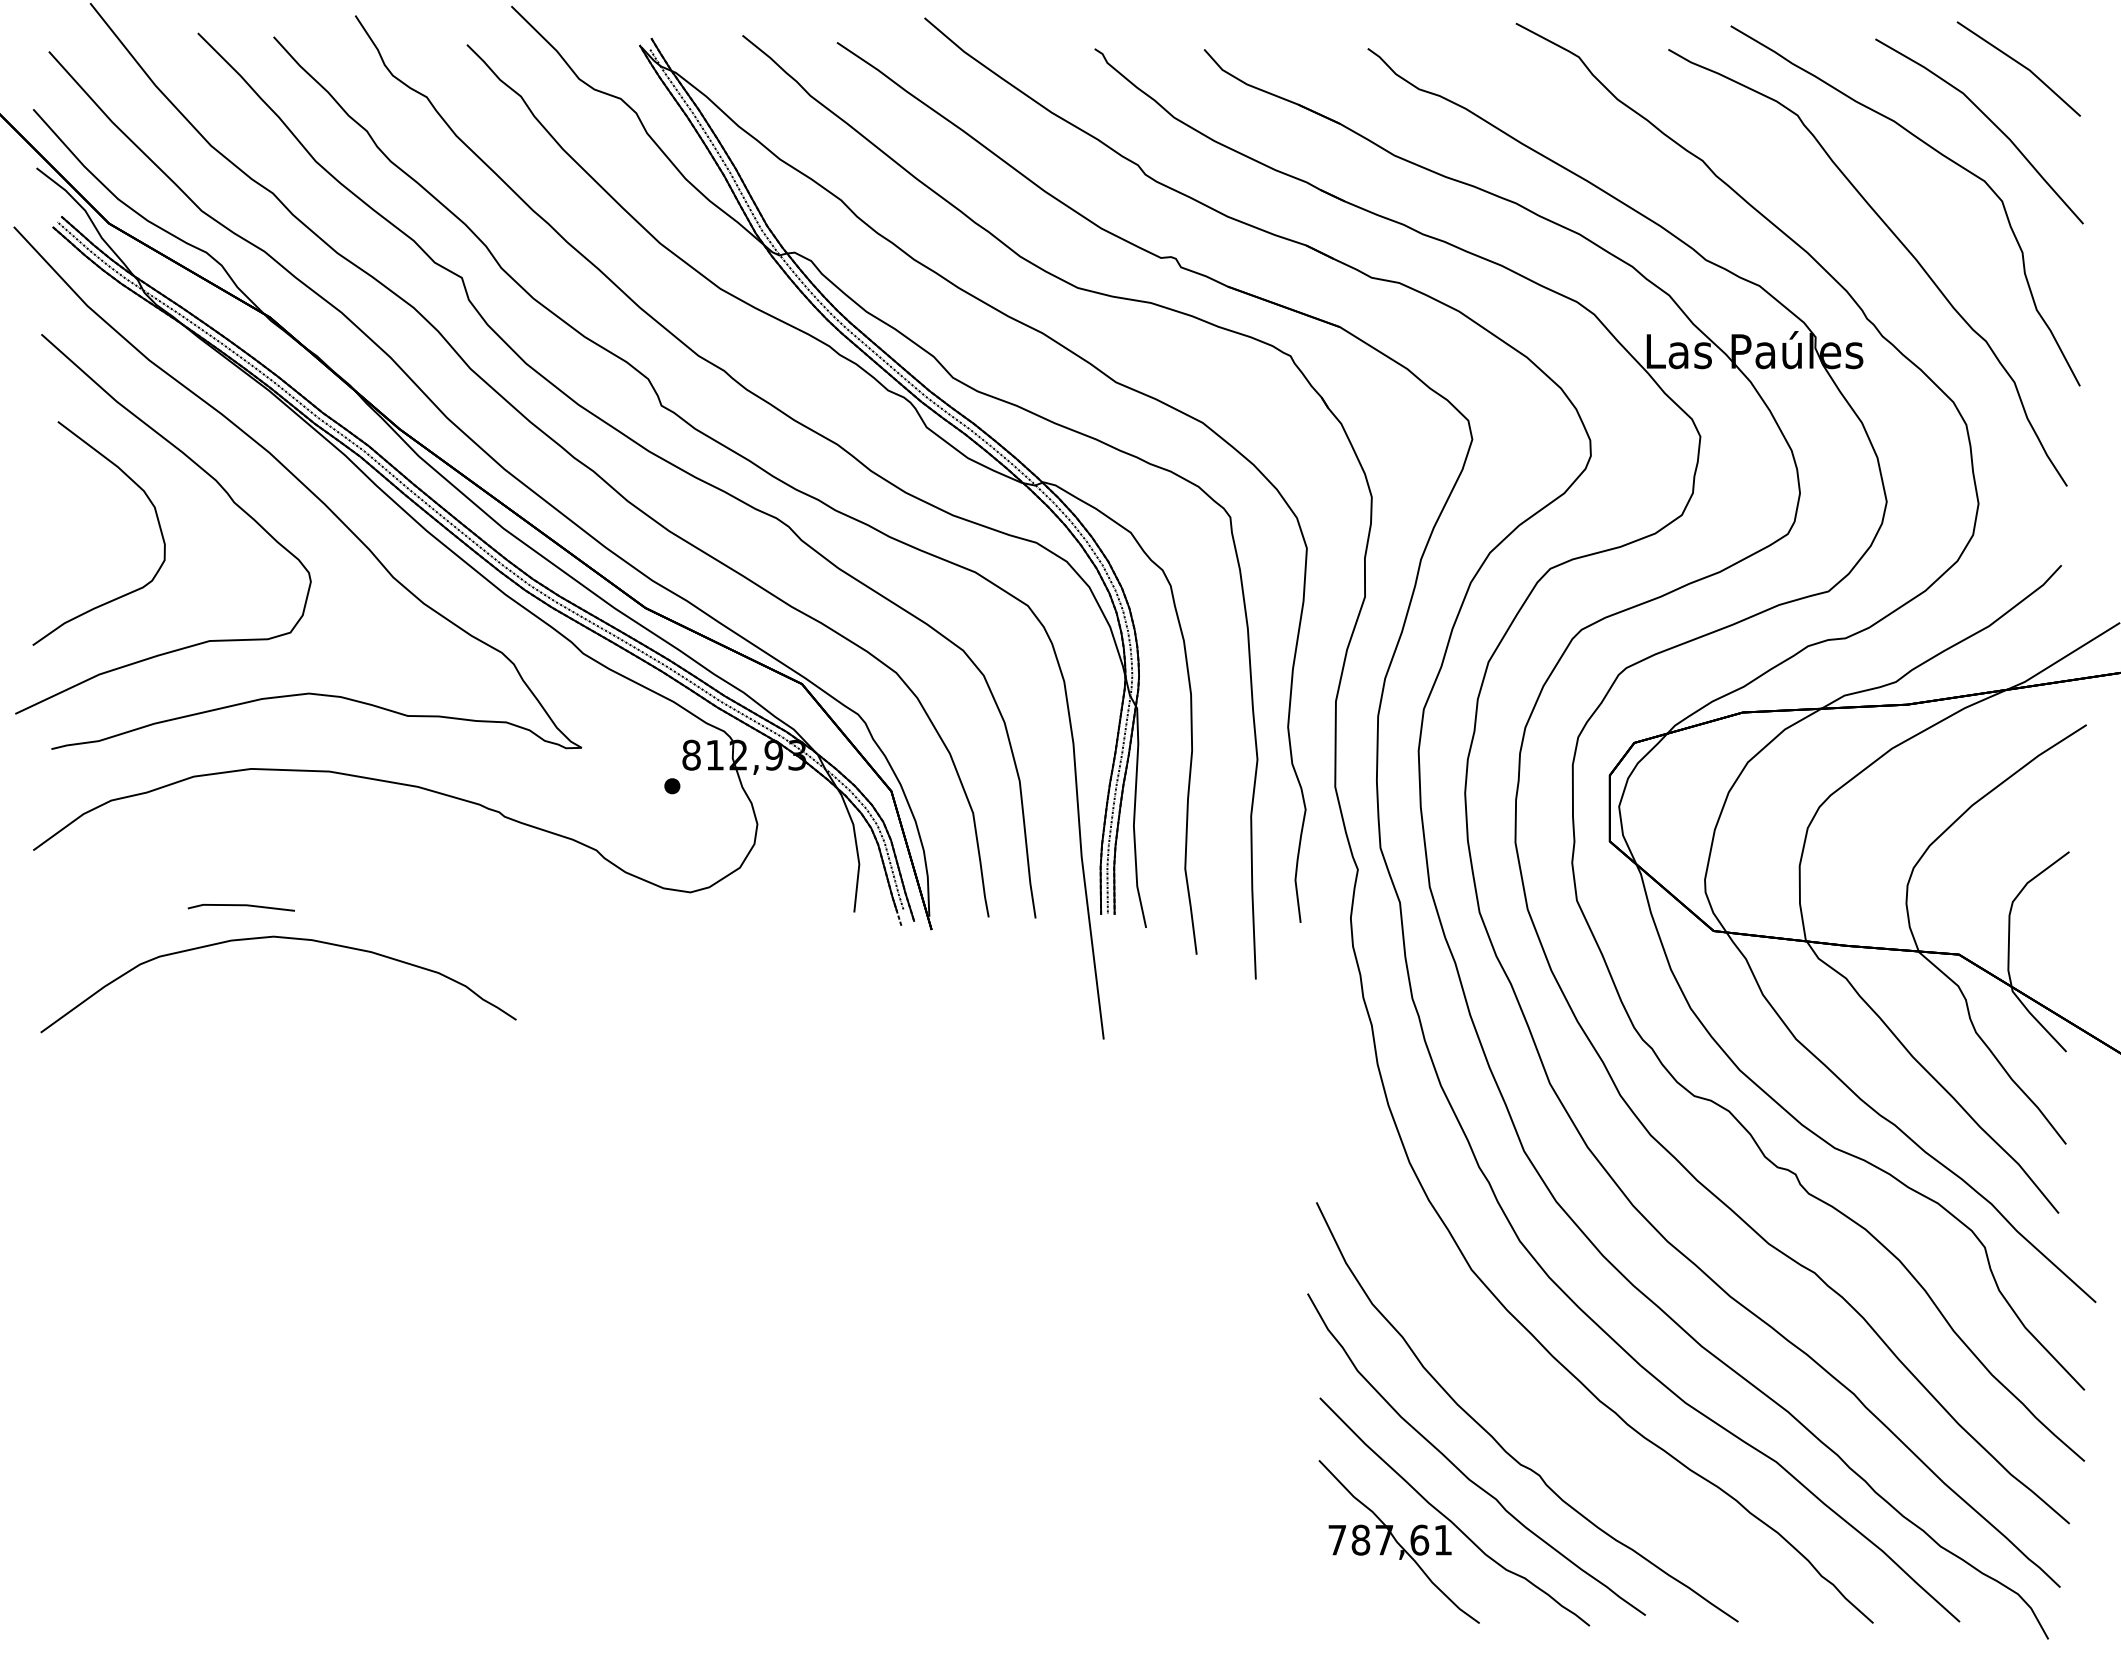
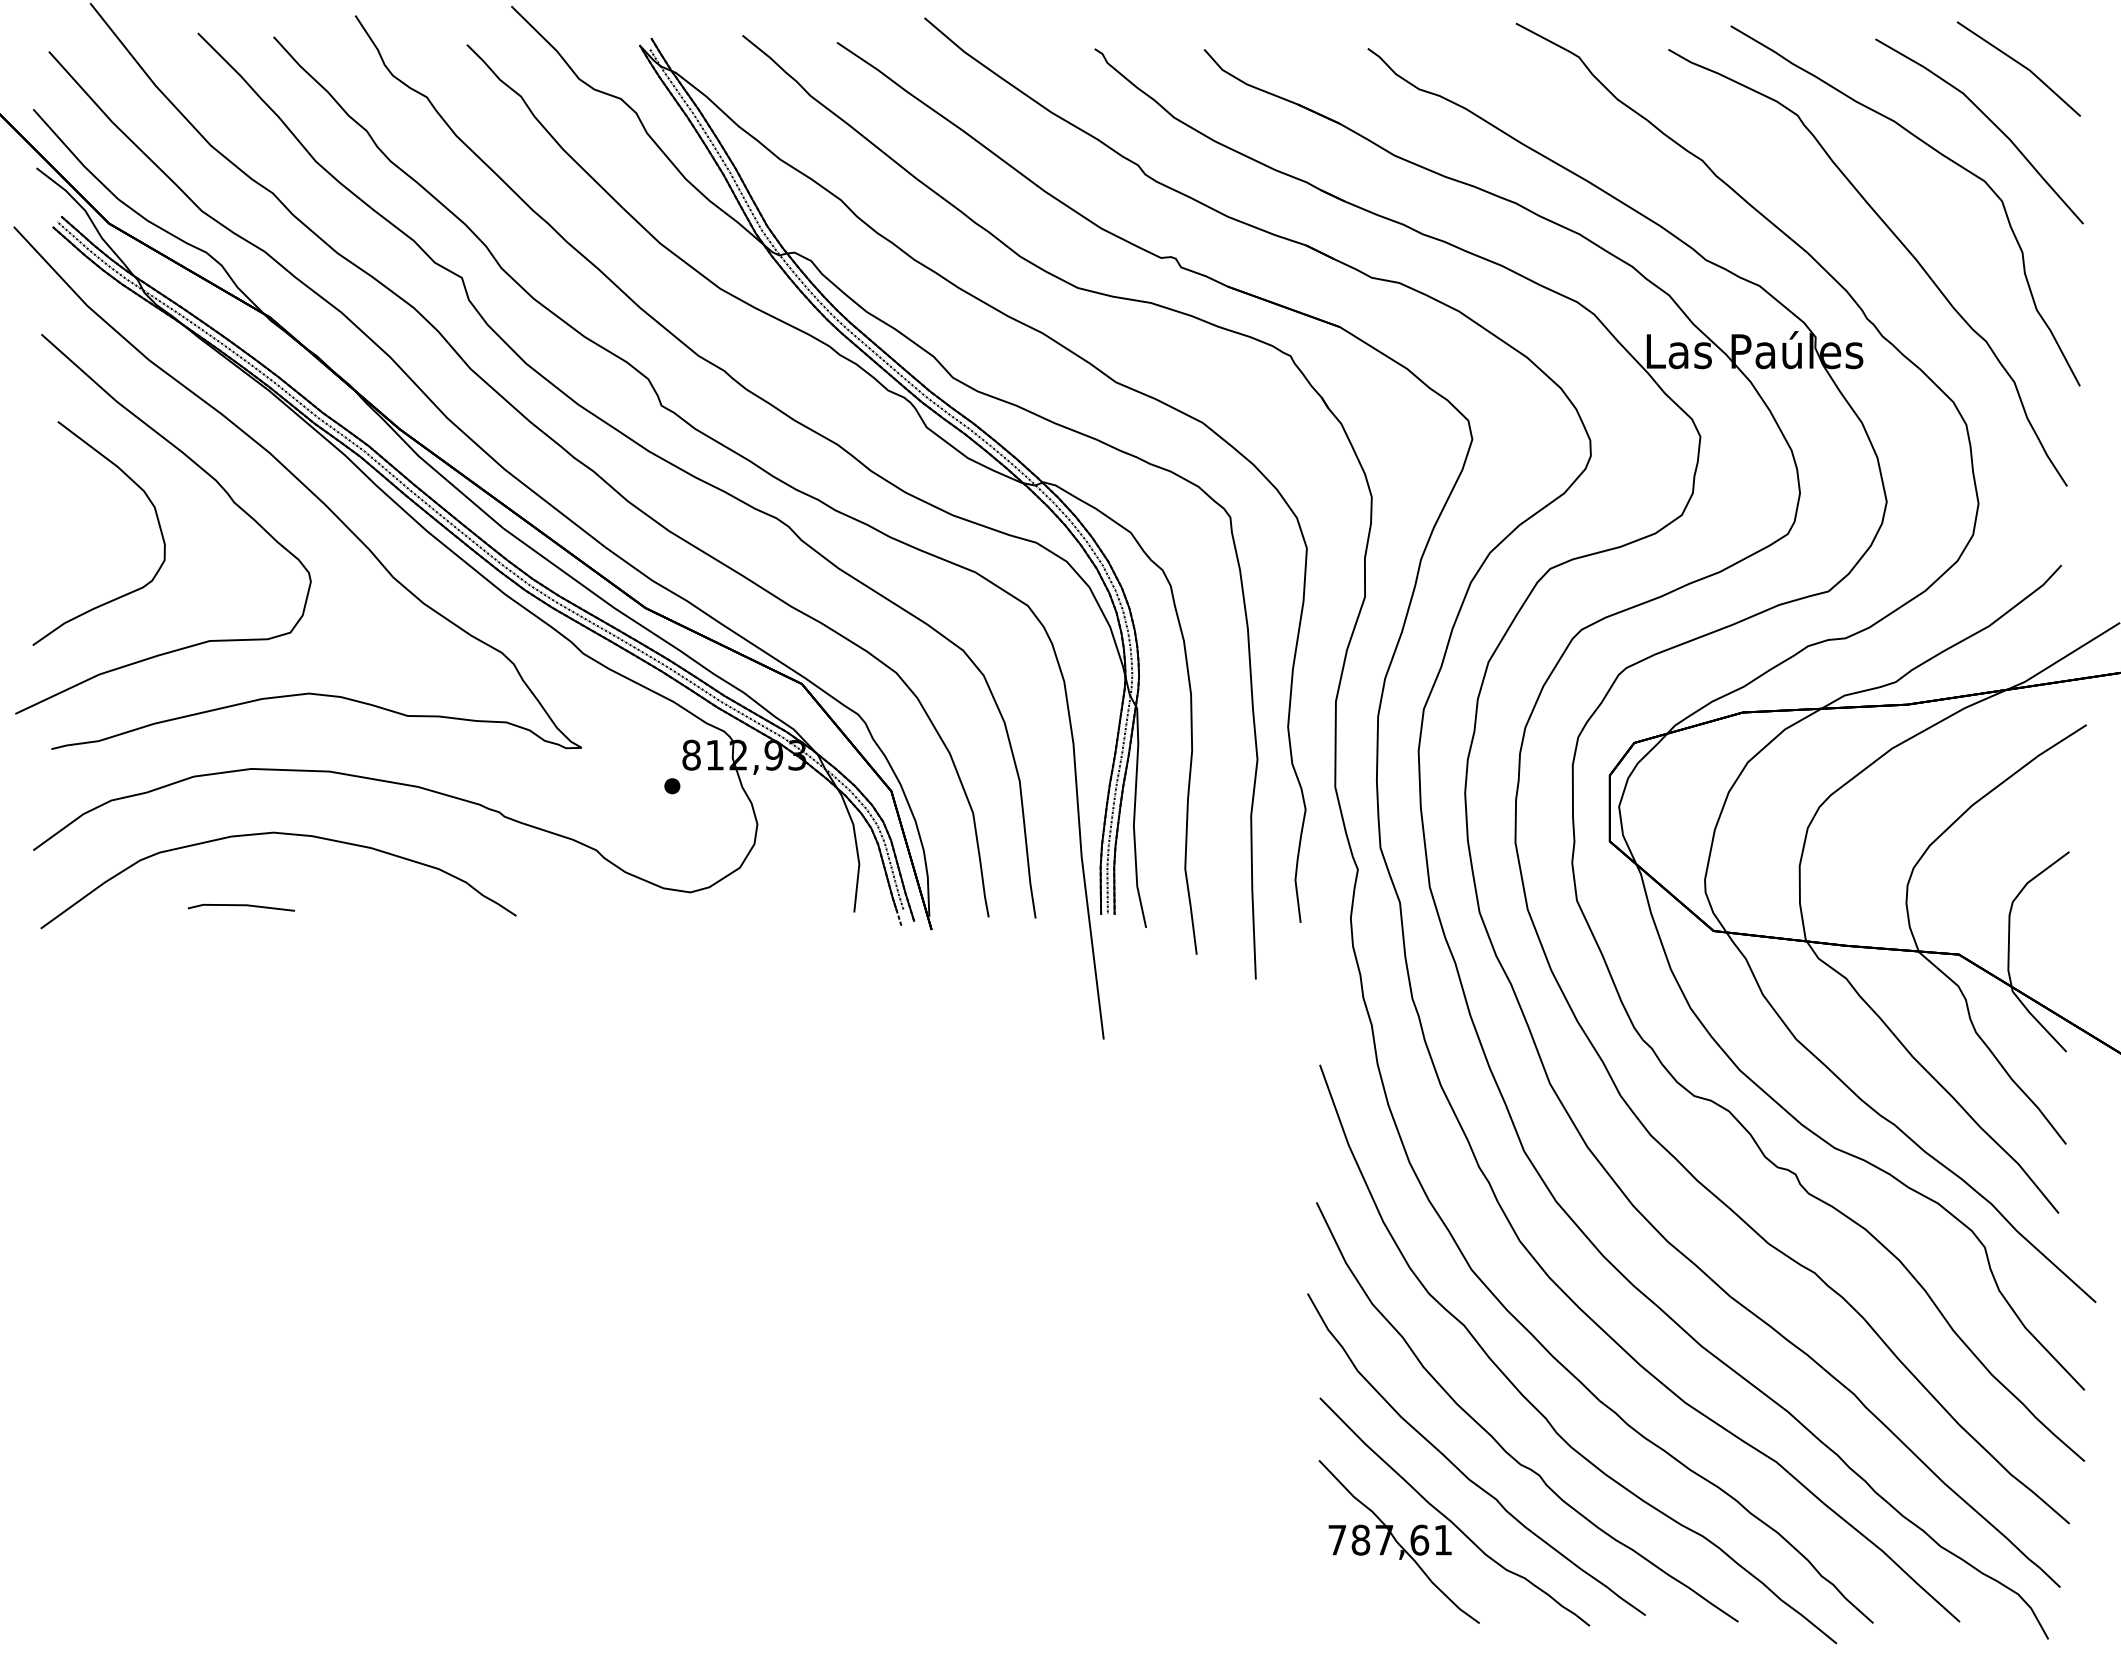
curve position: (279, 938) -> (279, 834) (279, 834)
part: none -> present (1530, 1401)
